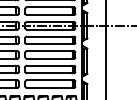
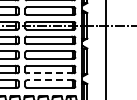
line: solid -> dashed (50, 73)
line: solid -> dashed (50, 80)
